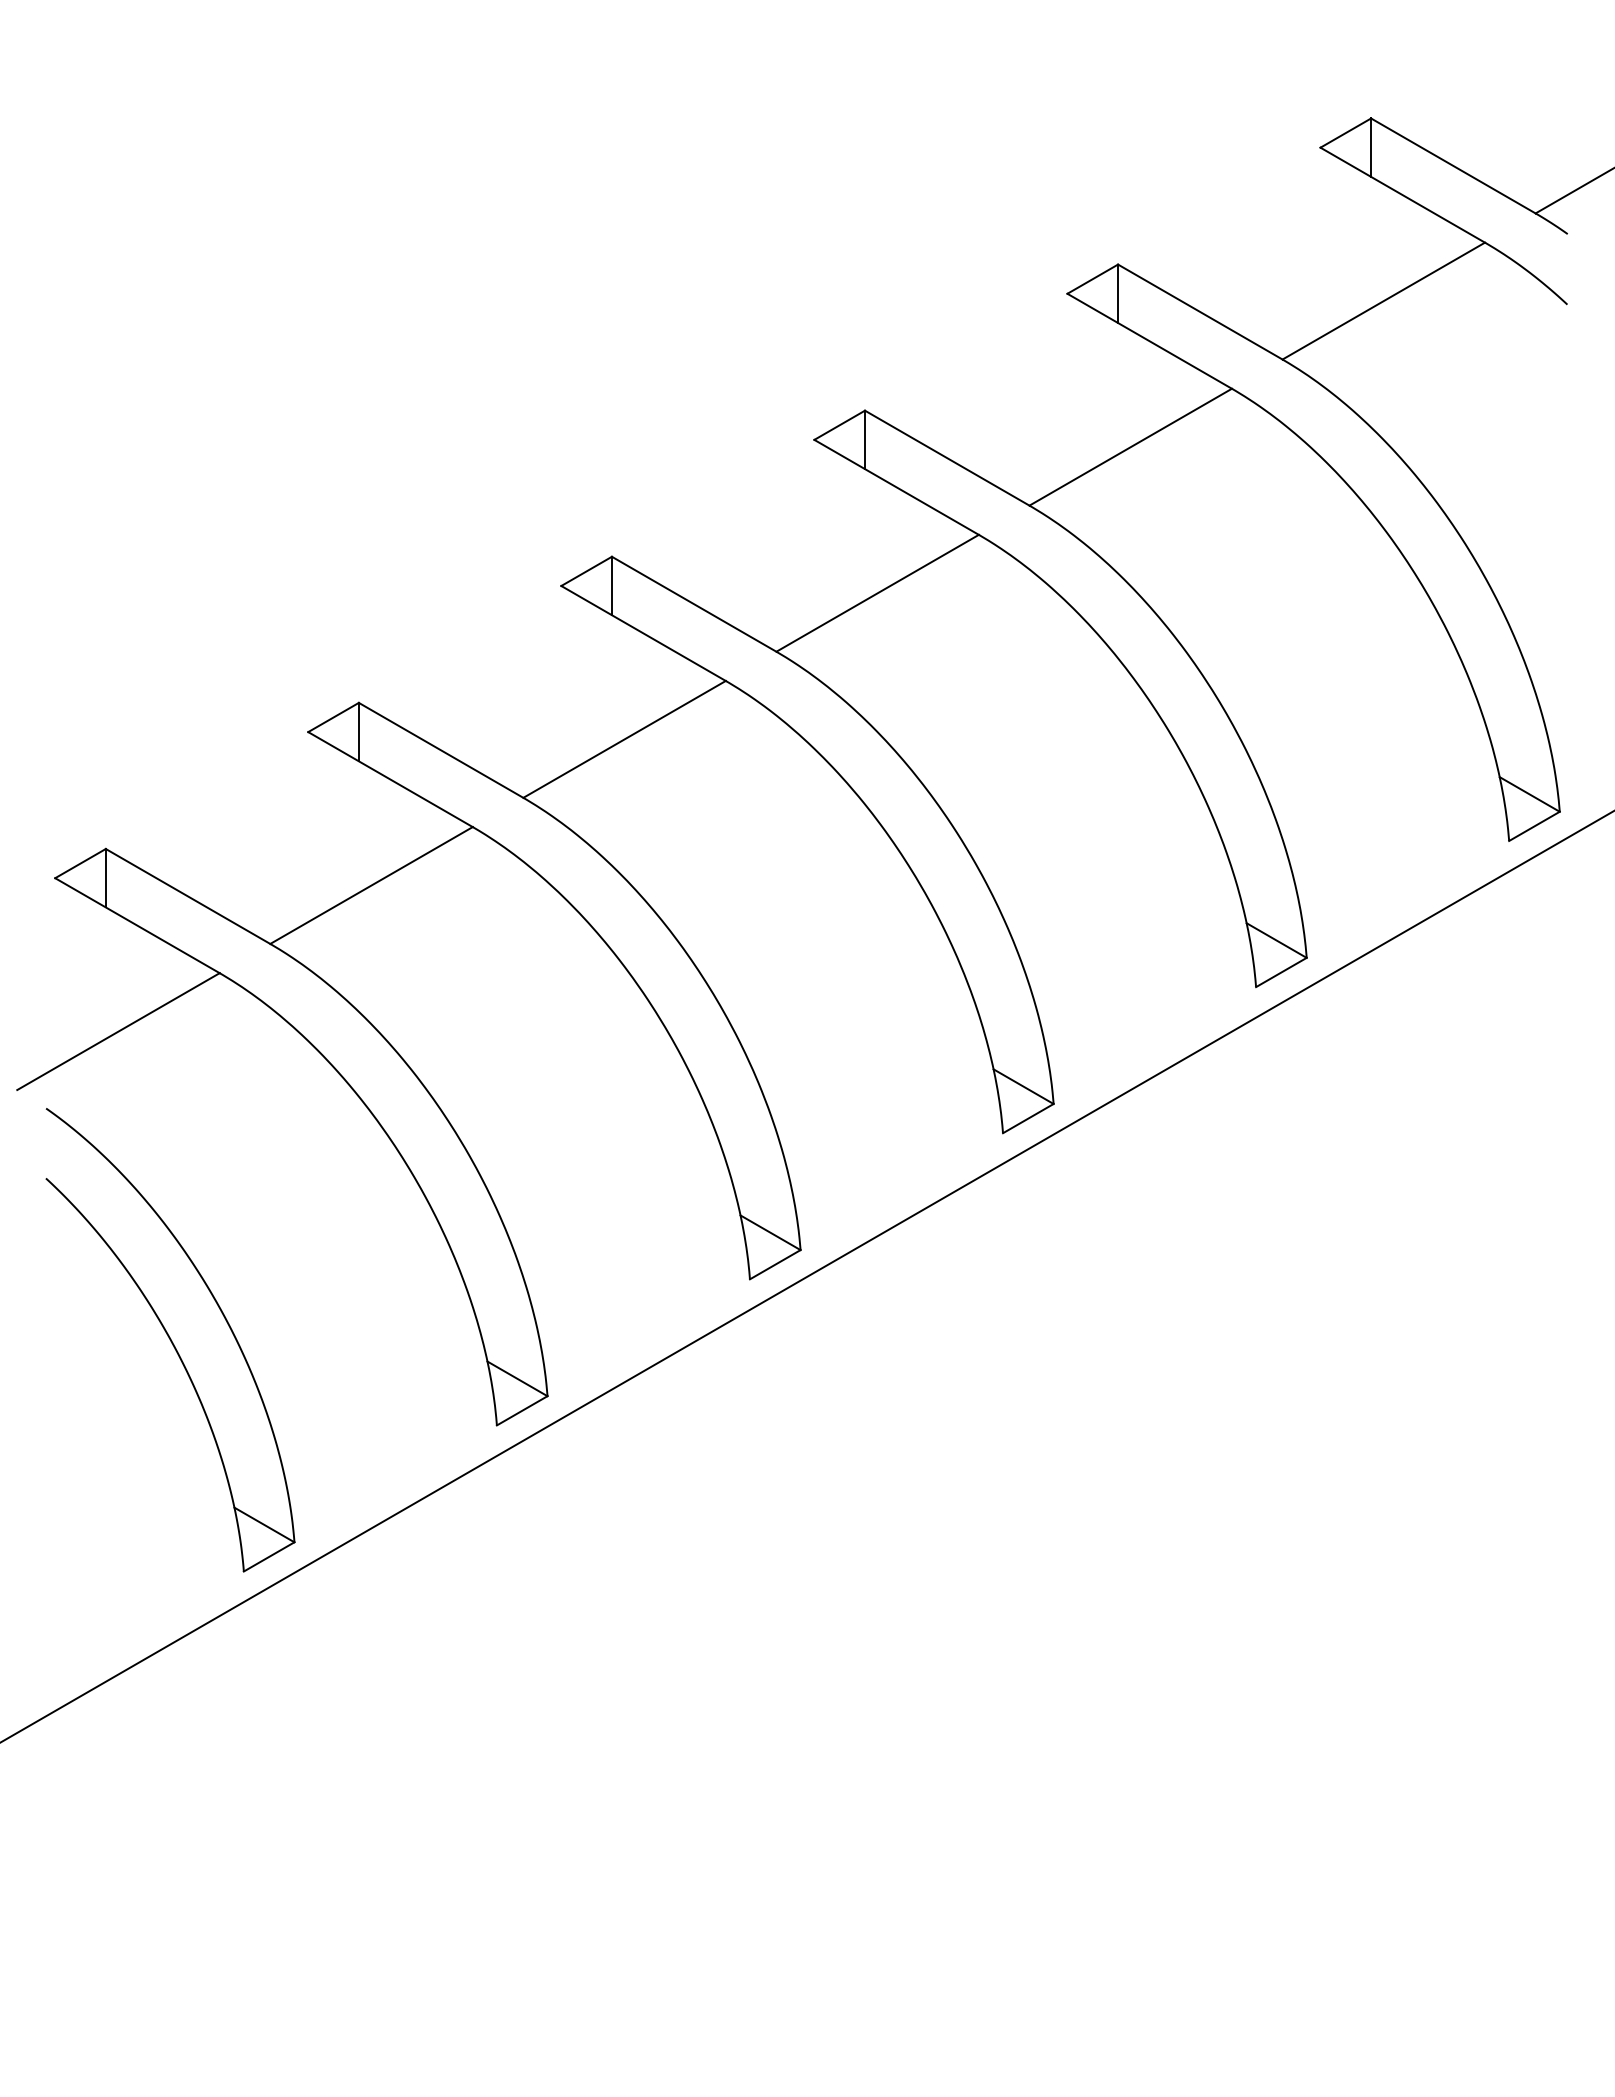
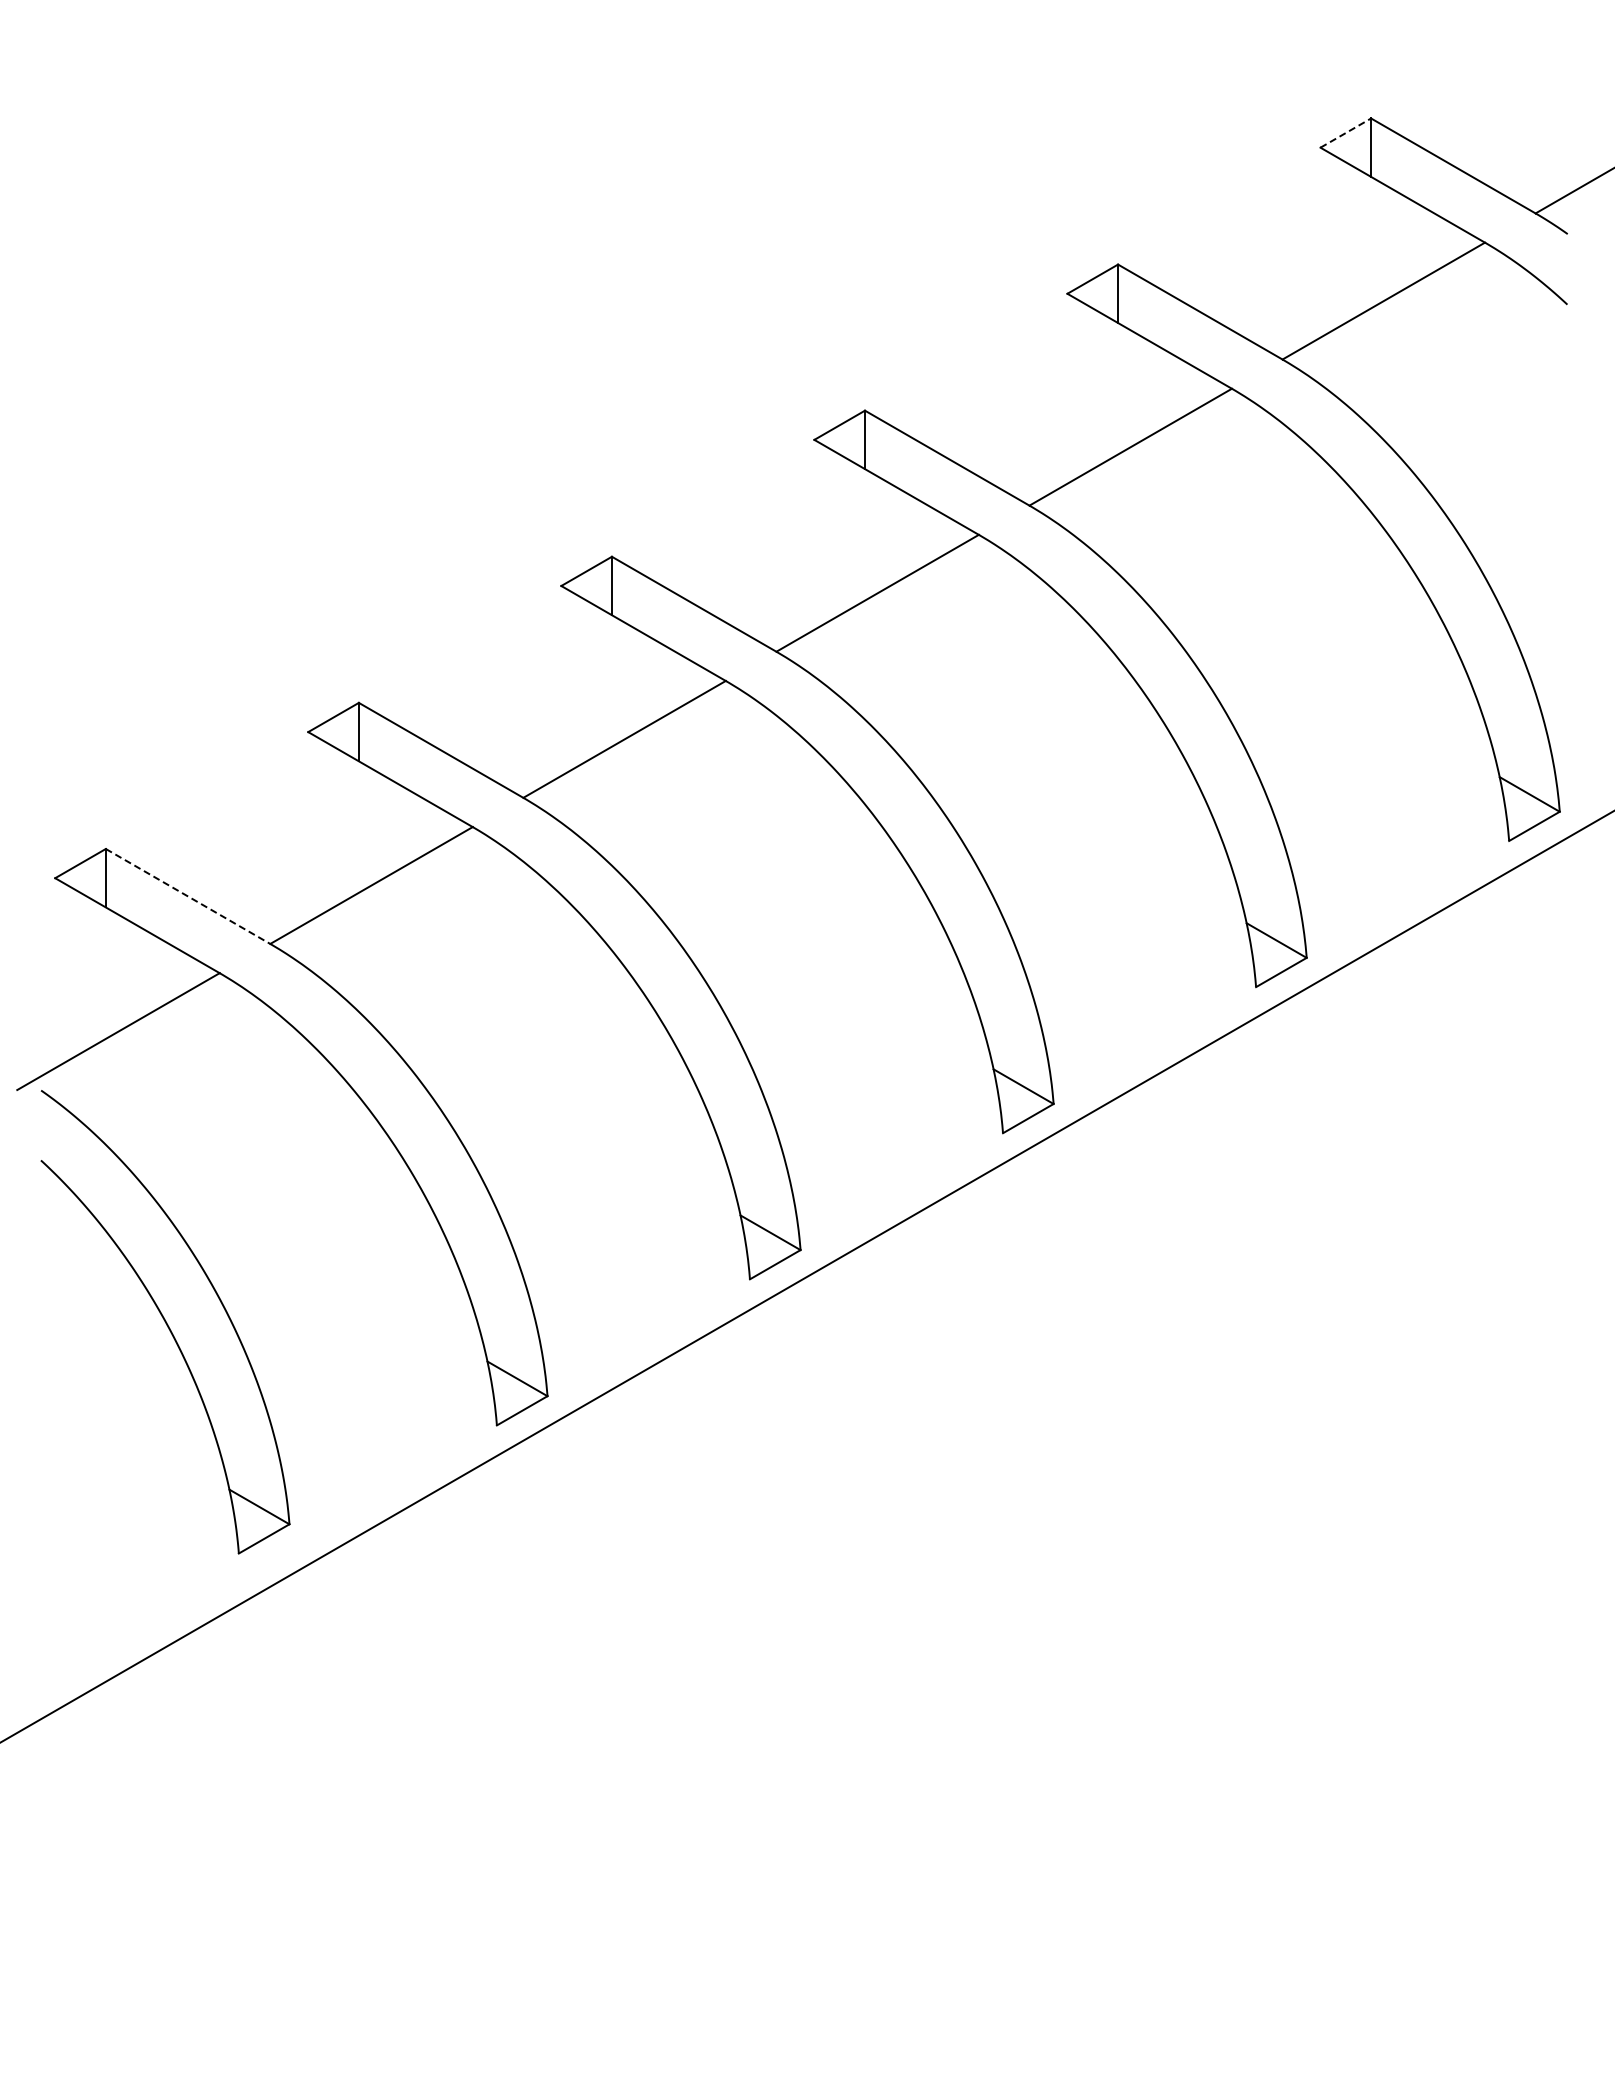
line: solid -> dashed (1346, 132)
line: solid -> dashed (188, 896)
part position: (170, 1340) -> (165, 1322) (165, 1322)
